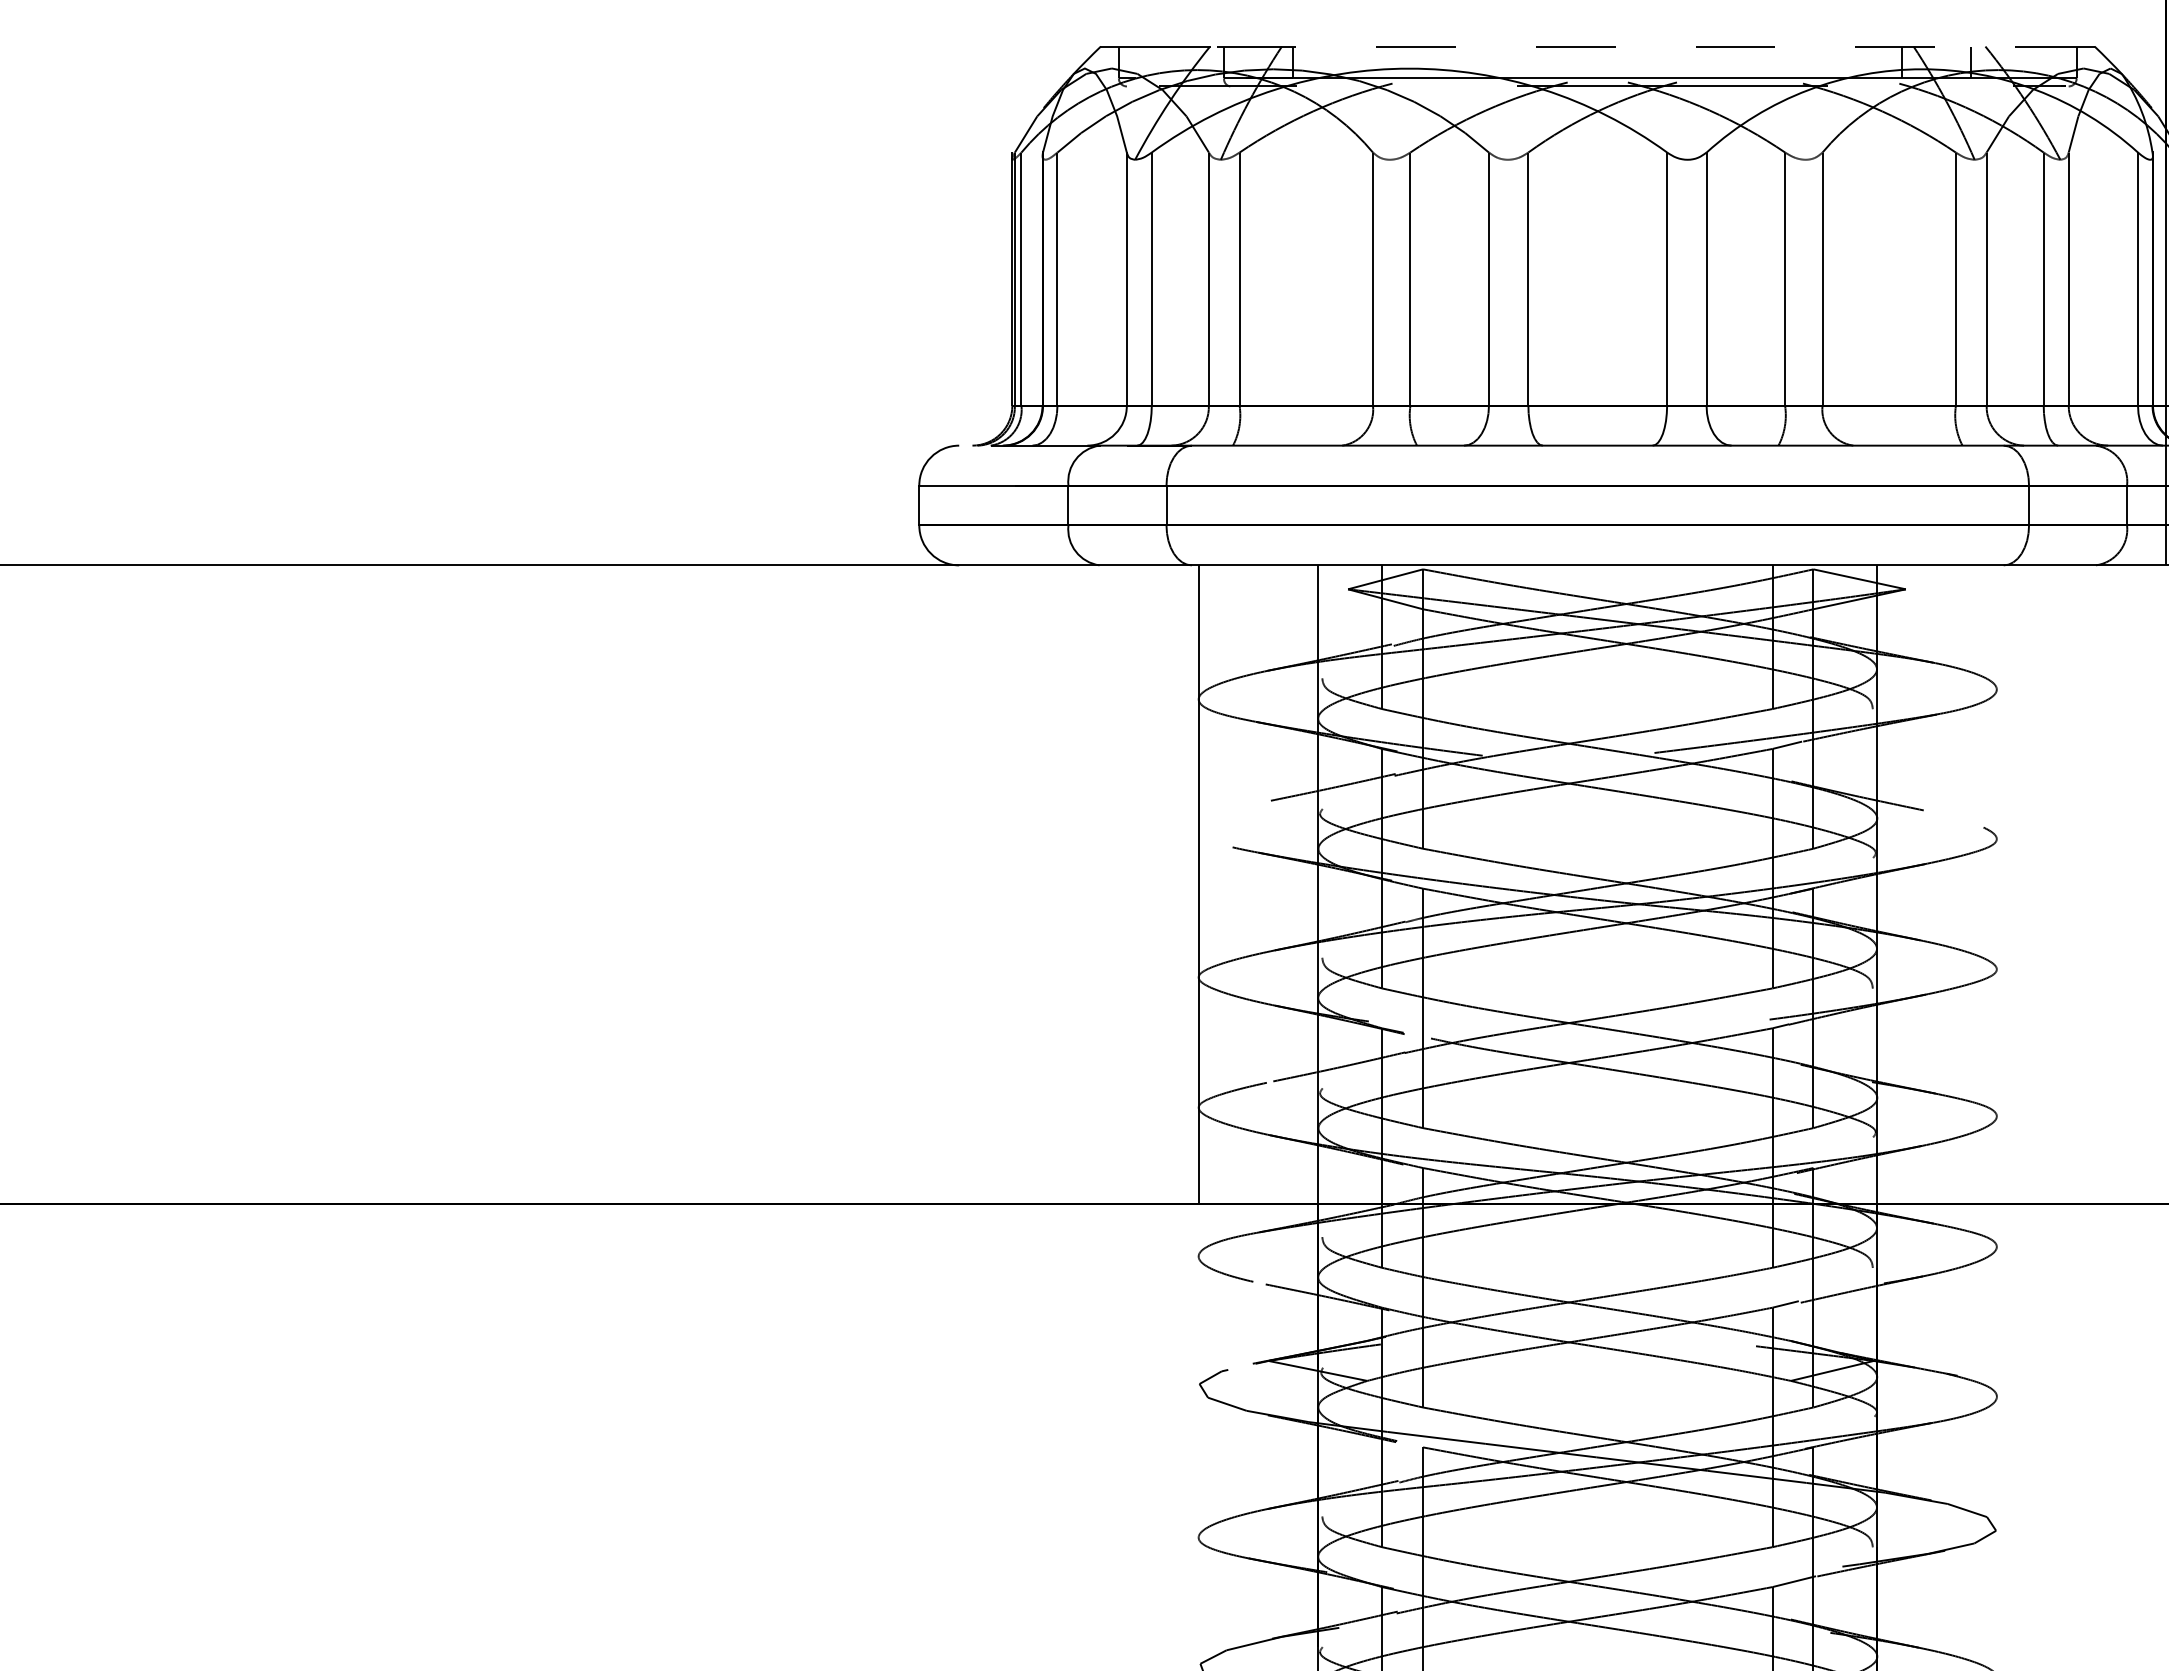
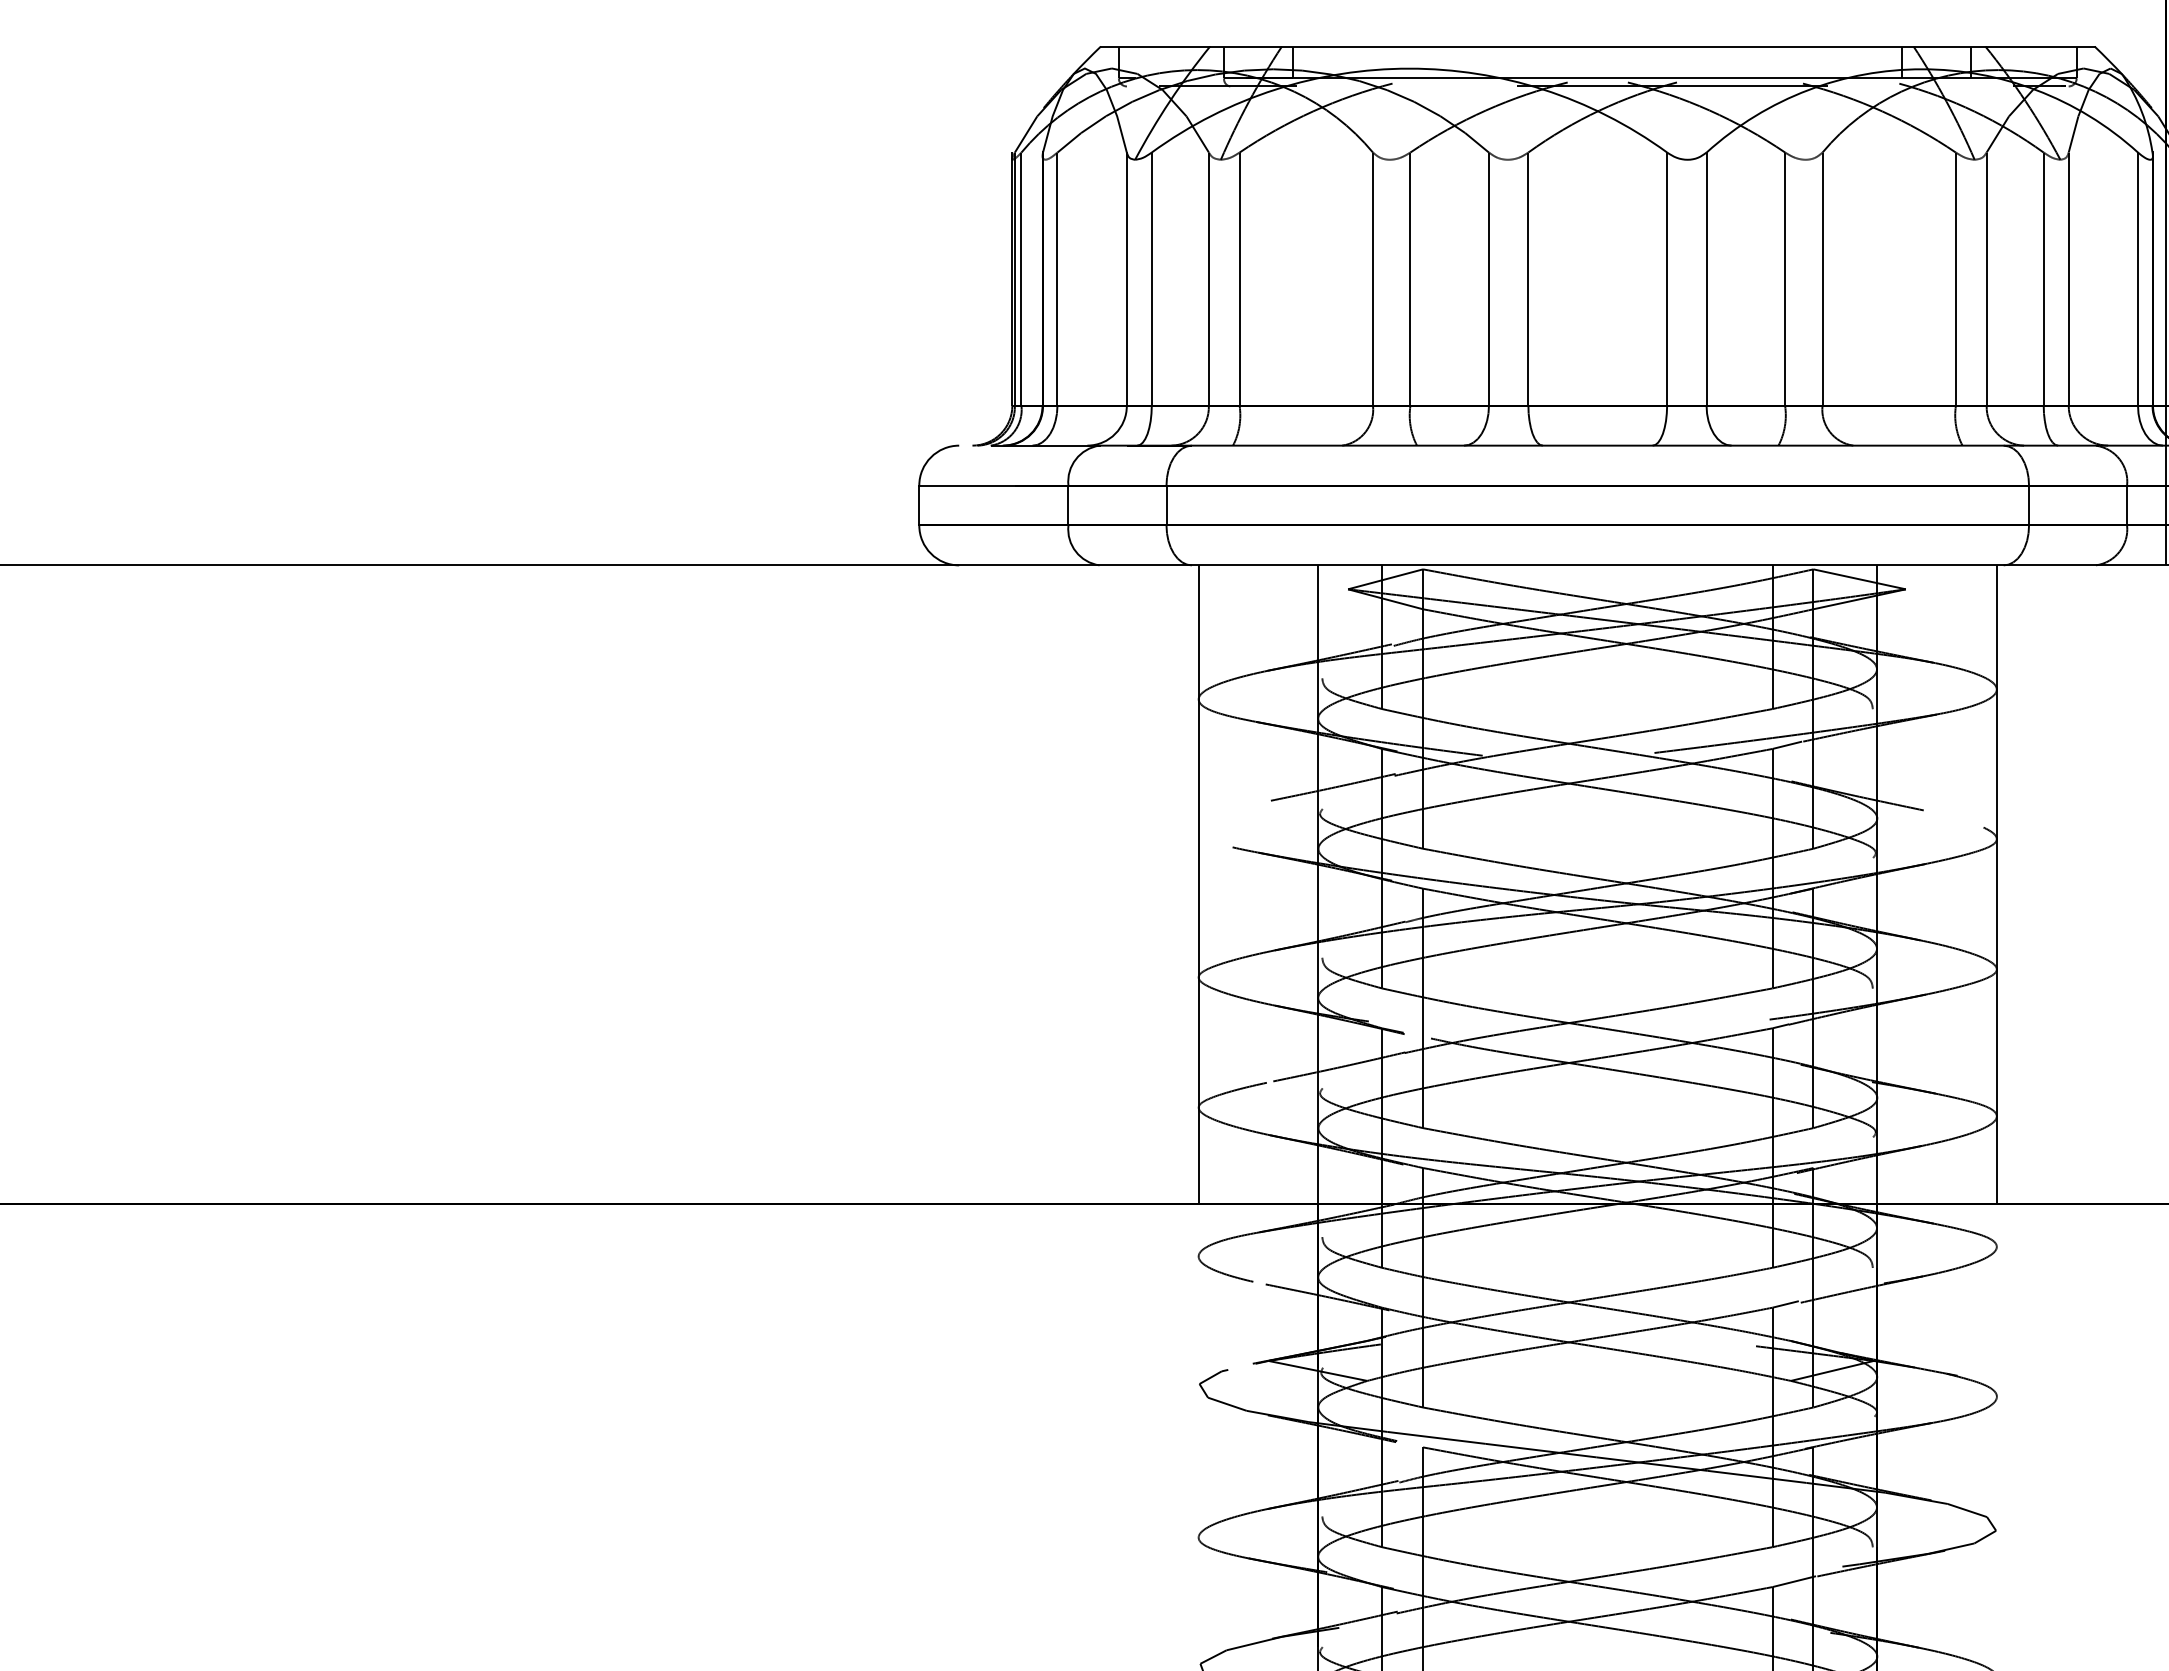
line: dashed -> solid (1651, 46)
line: none -> present (1996, 884)
